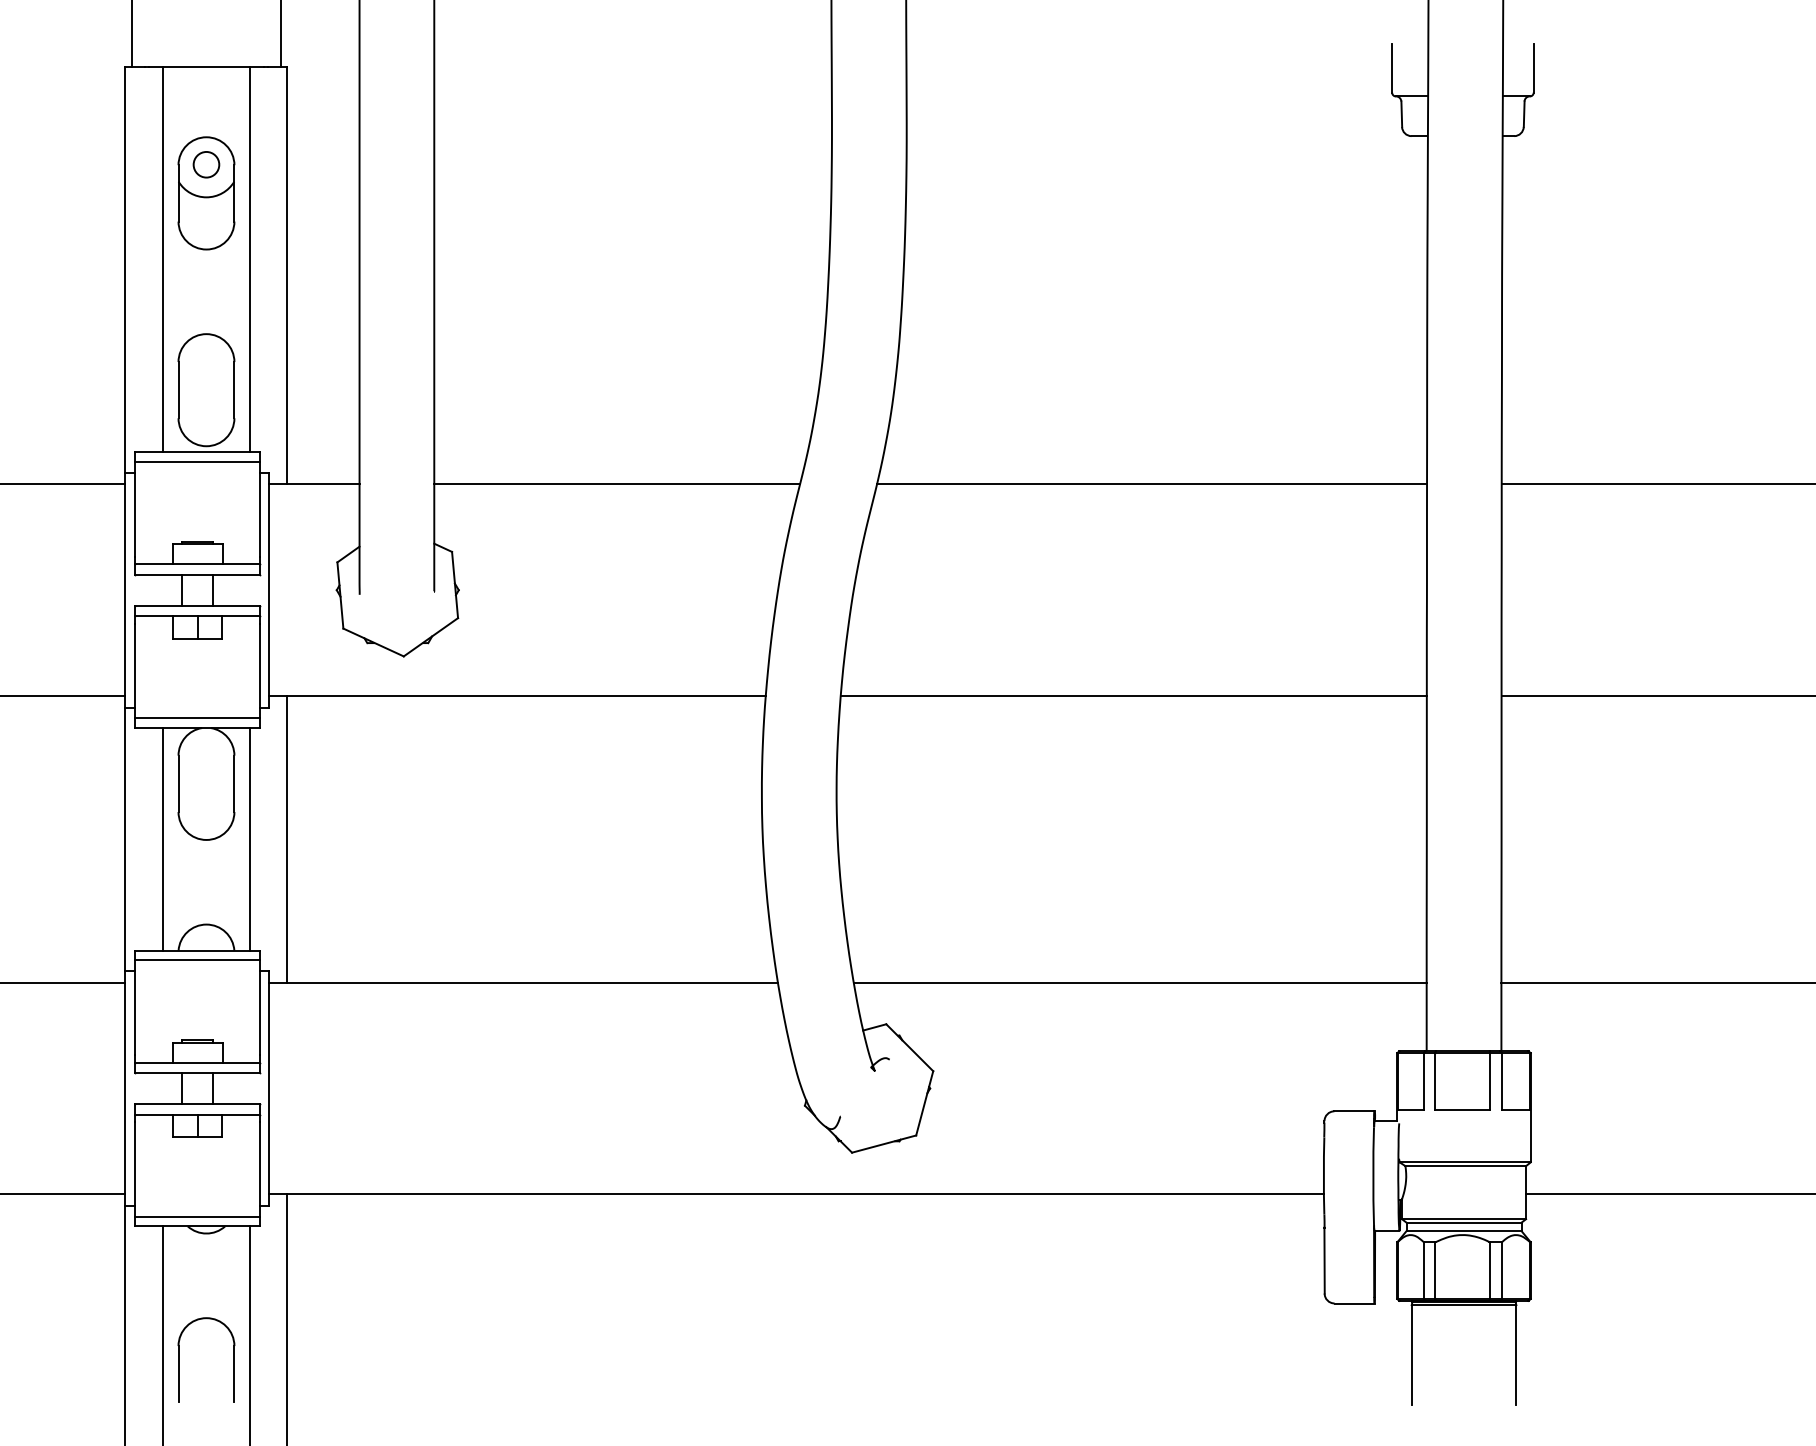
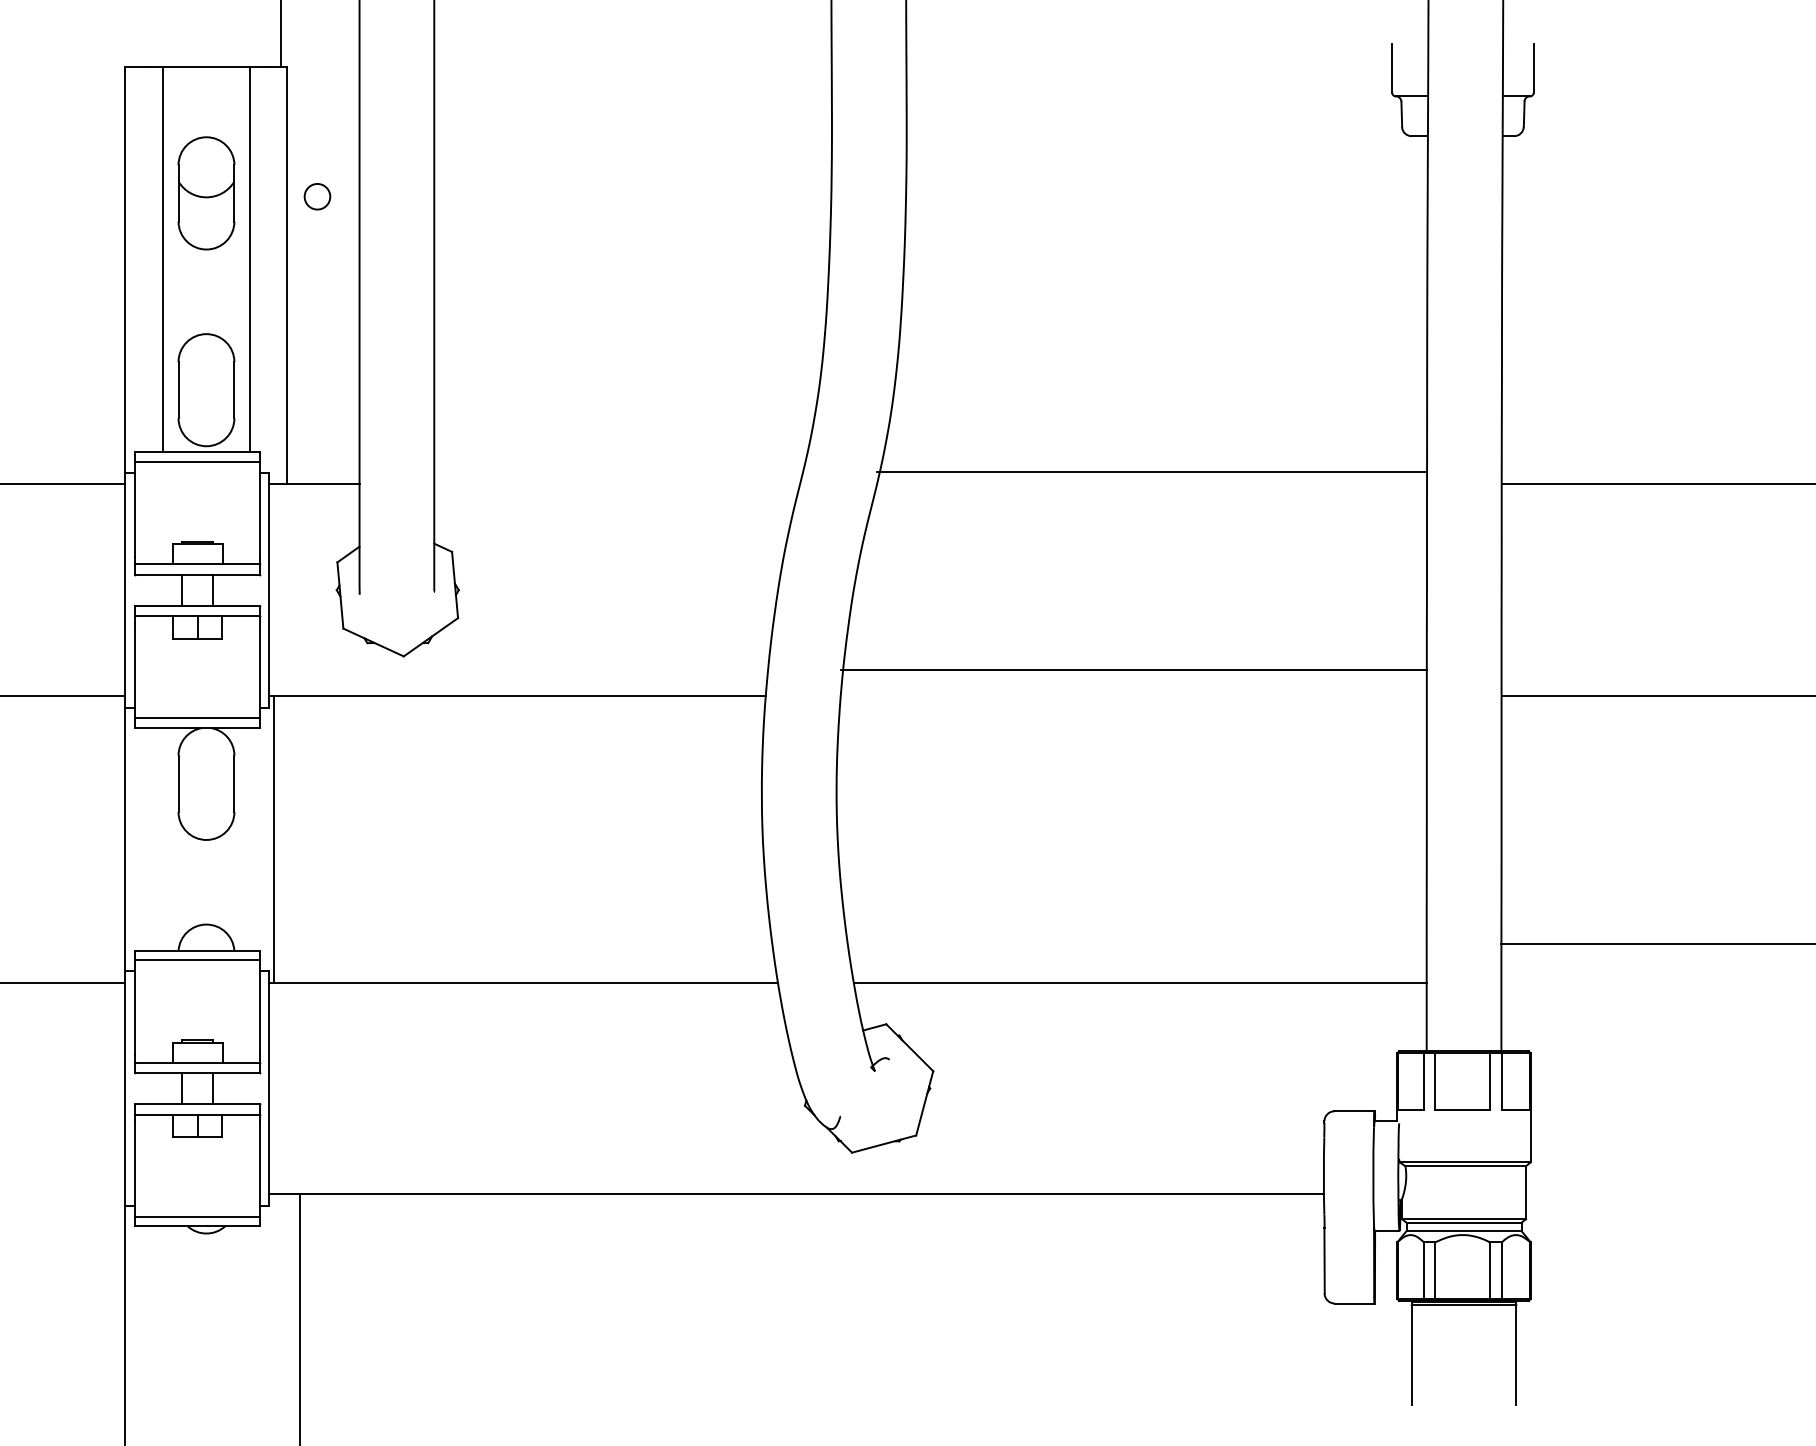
line: present -> none (131, 34)
circle position: (206, 164) -> (317, 196) (317, 196)
line: present -> none (617, 484)
line position: (1151, 484) -> (1151, 472) (1151, 472)
line position: (1133, 696) -> (1133, 670) (1133, 670)
line: present -> none (162, 839)
line: present -> none (249, 839)
line position: (287, 839) -> (274, 839) (274, 839)
line position: (1656, 982) -> (1656, 943) (1656, 943)
line: present -> none (63, 1194)
line: present -> none (1669, 1194)
line position: (287, 1318) -> (300, 1318) (300, 1318)
line: present -> none (162, 1334)
line: present -> none (249, 1334)
part: present -> none (179, 1359)
